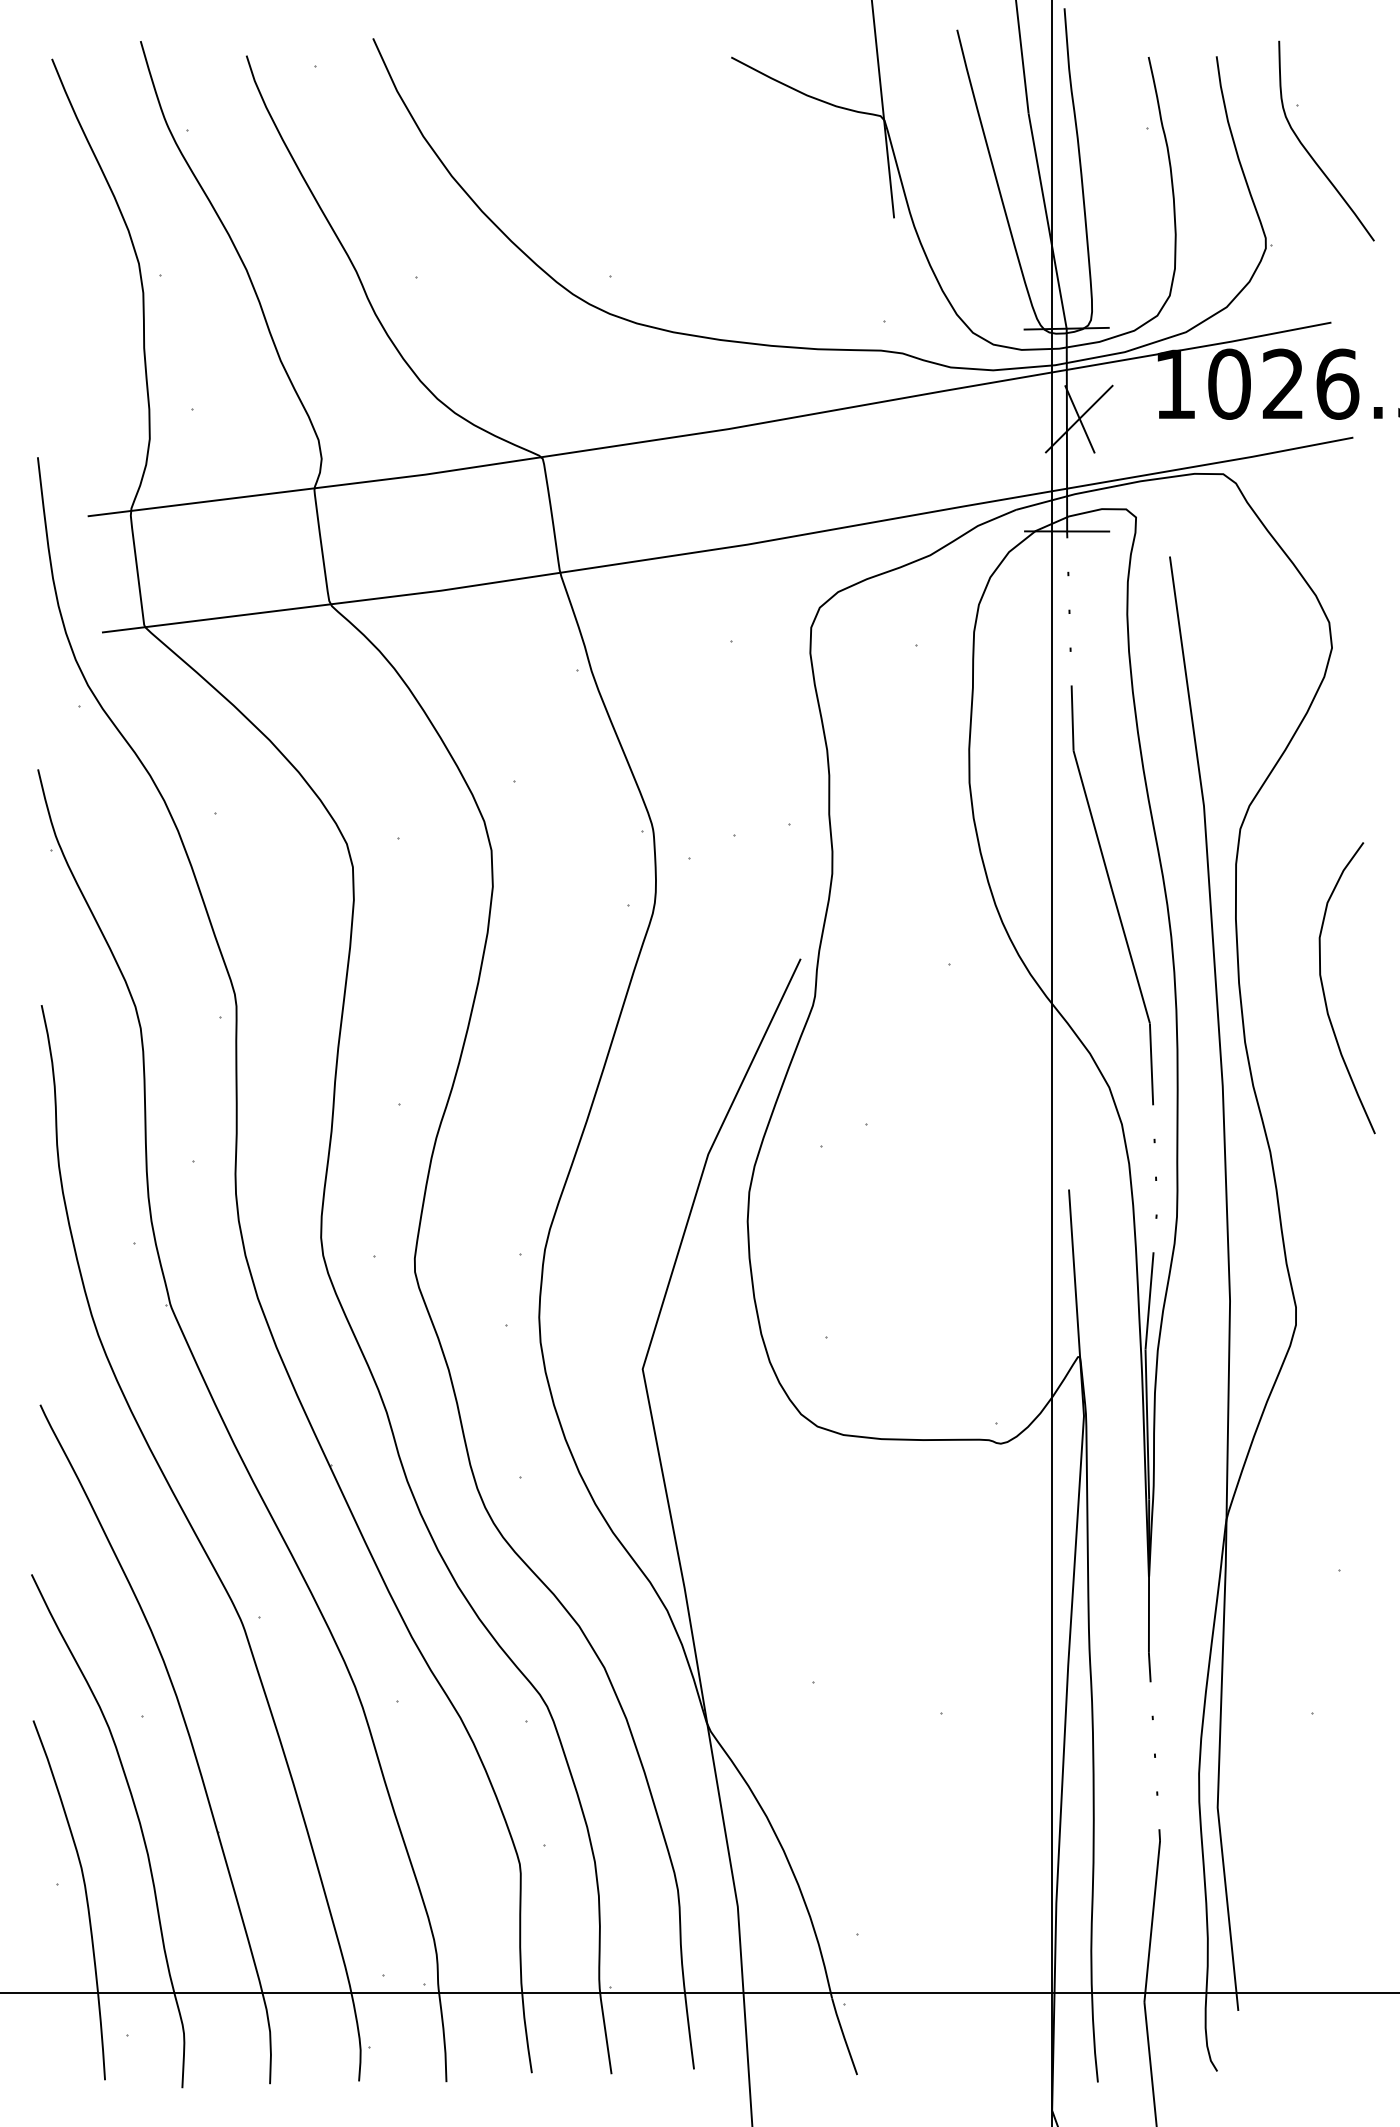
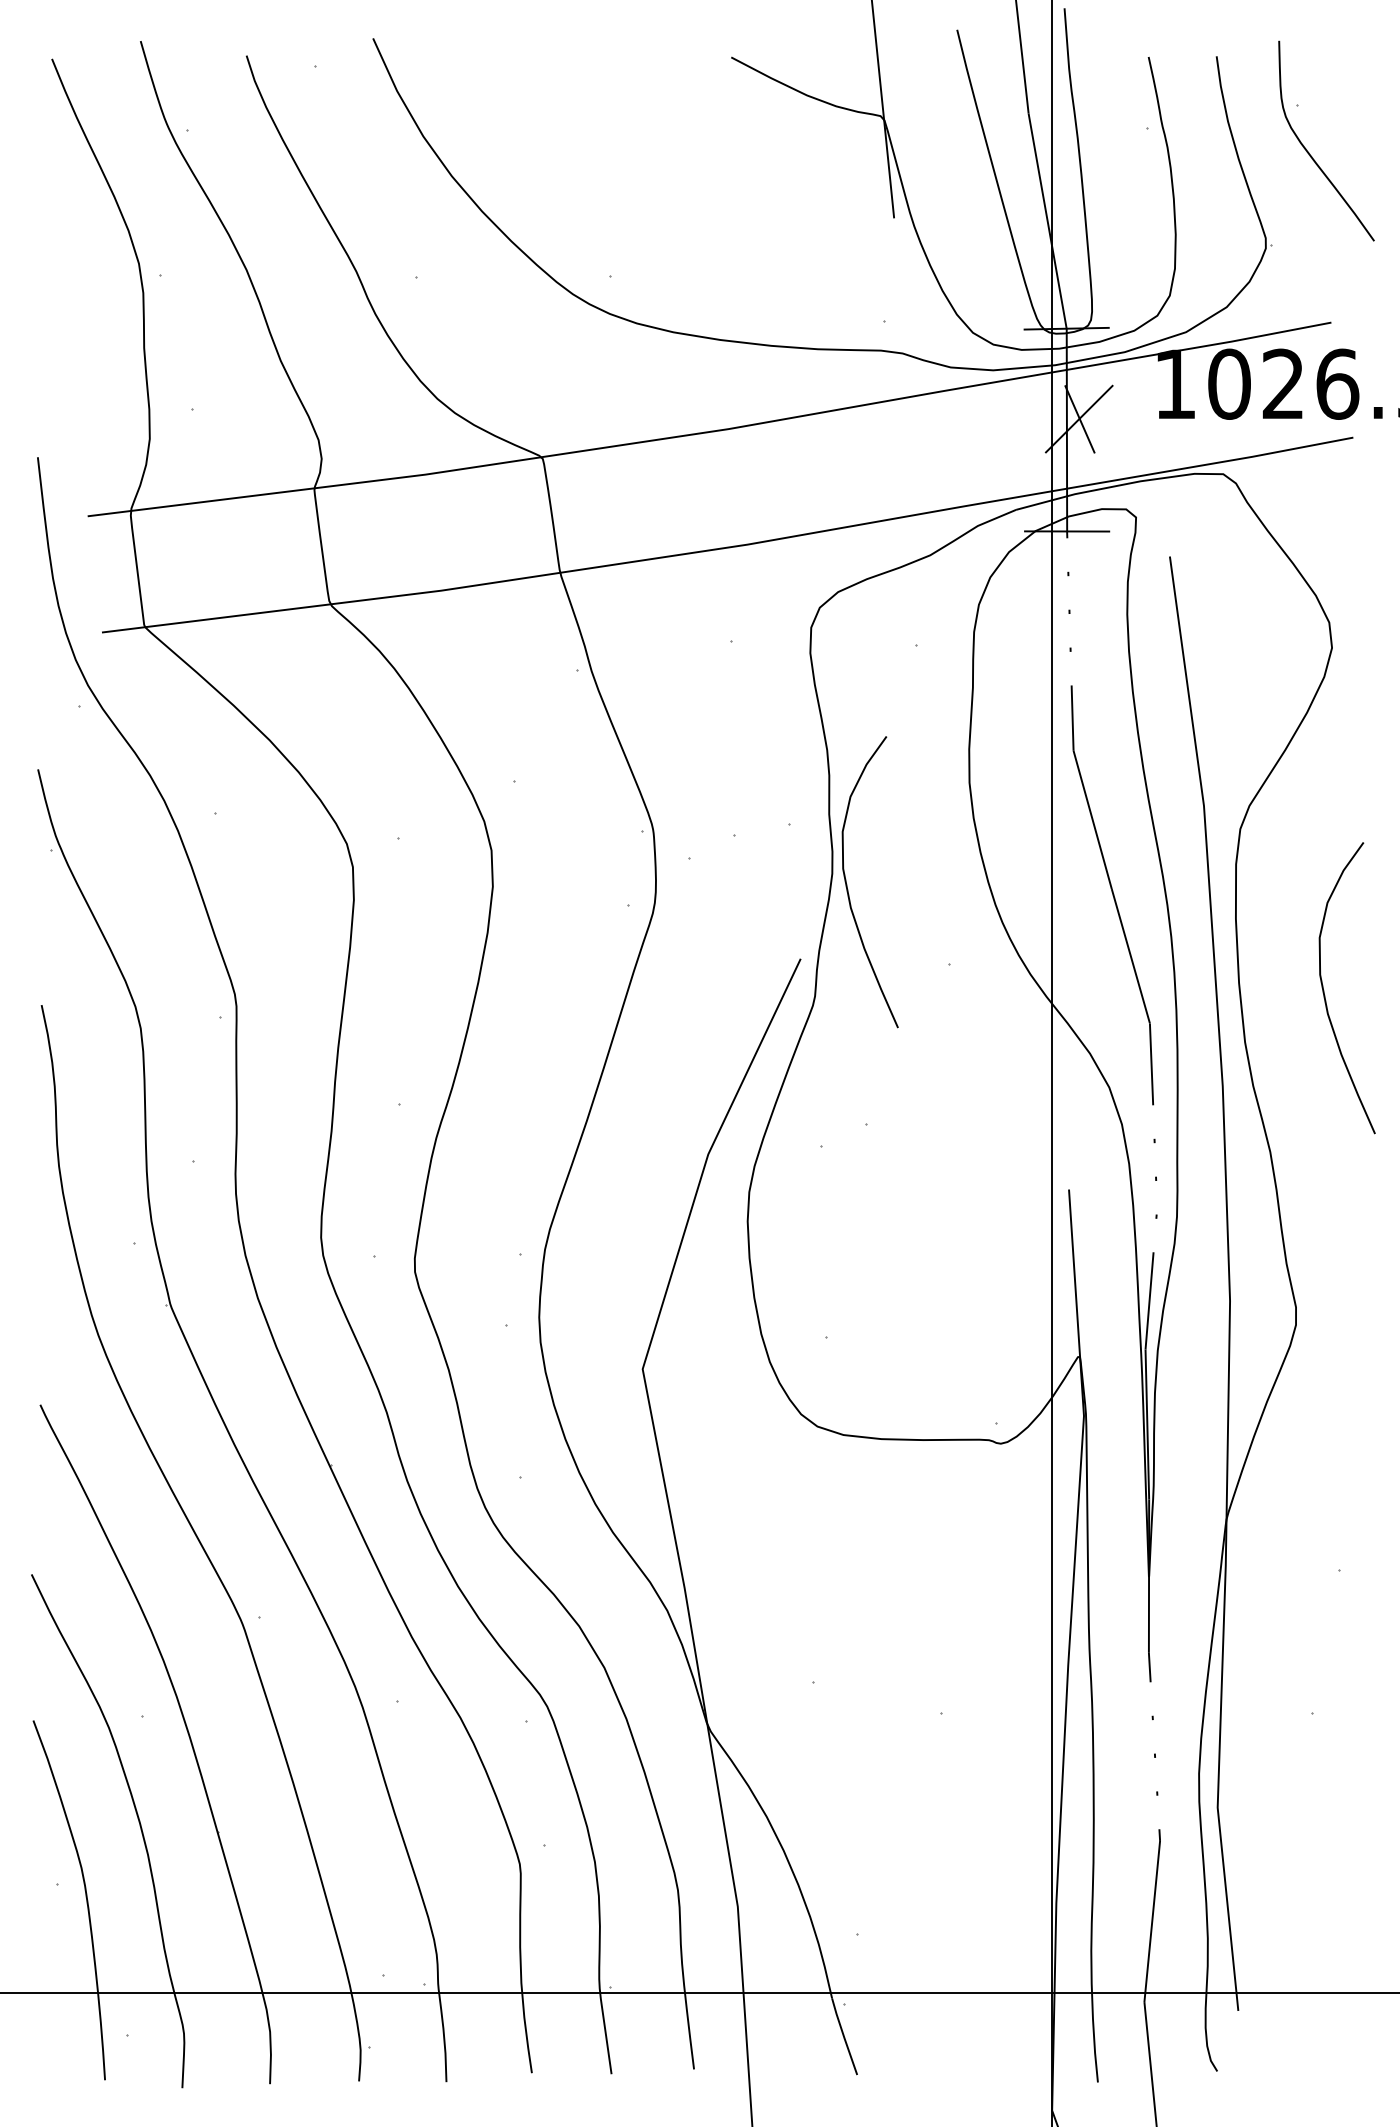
curve: none -> present (847, 884)
